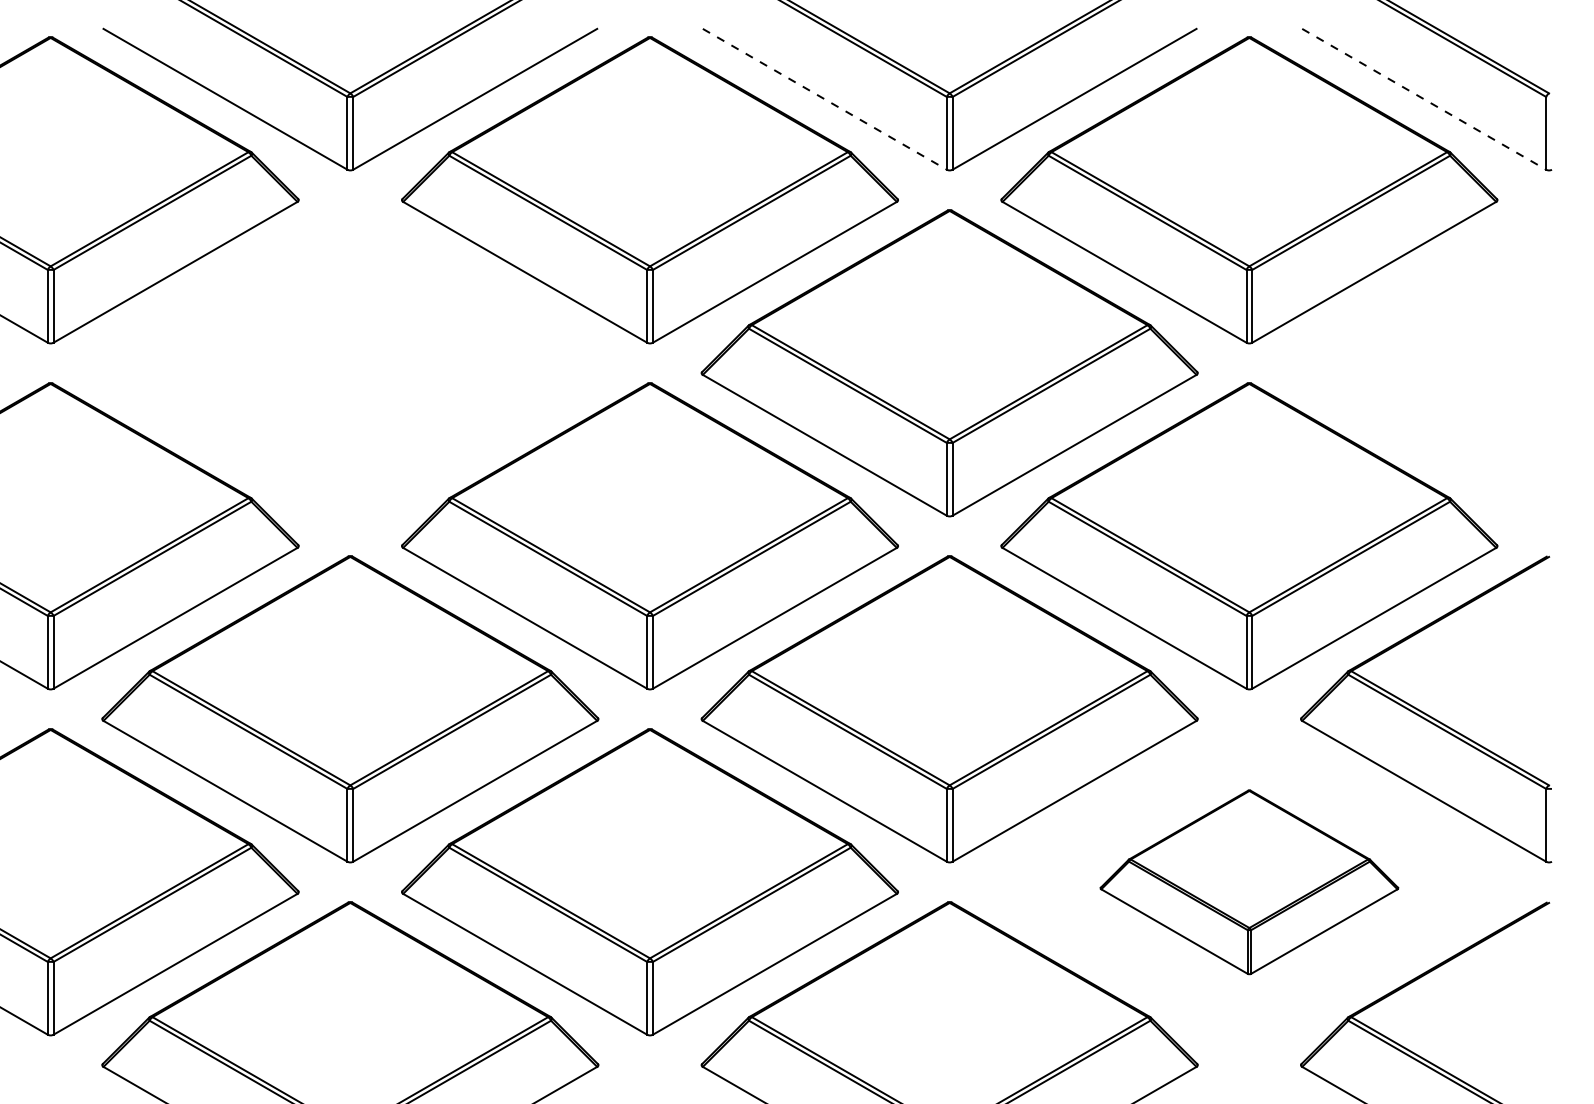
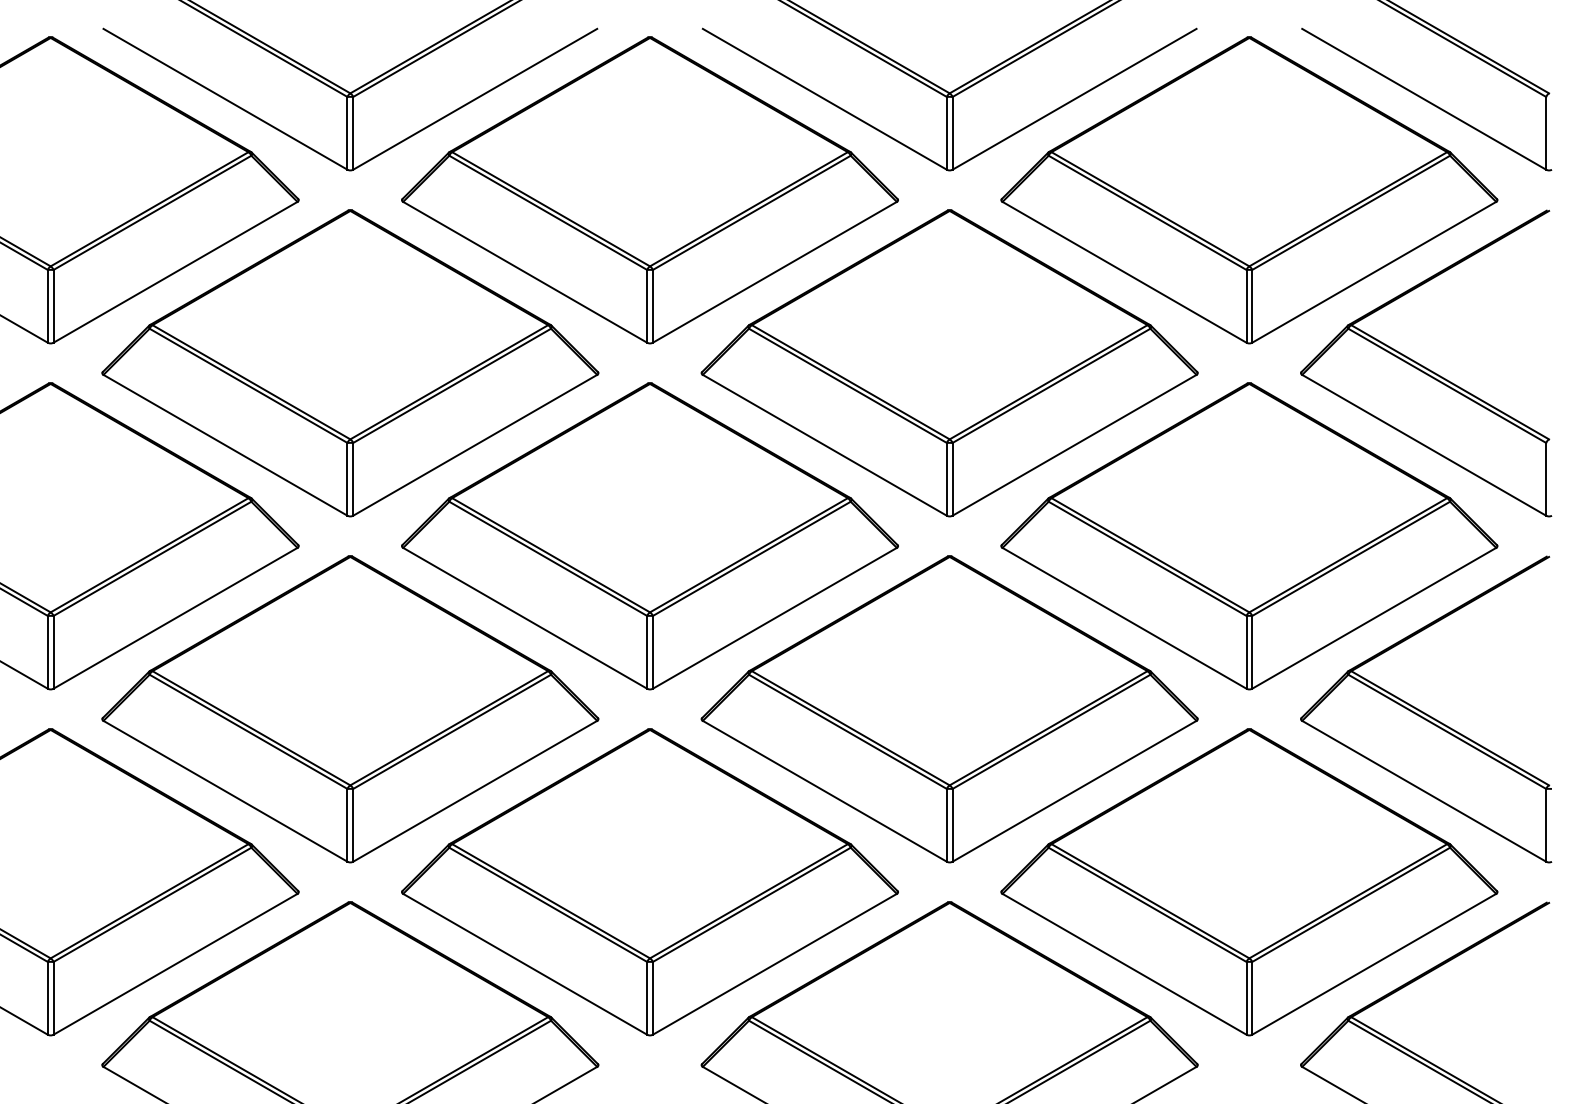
line: dashed -> solid (824, 99)
line: dashed -> solid (1424, 99)
part: none -> present (350, 363)
part: none -> present (1426, 363)
part size: 301x187 px -> 499x309 px (1249, 882)
